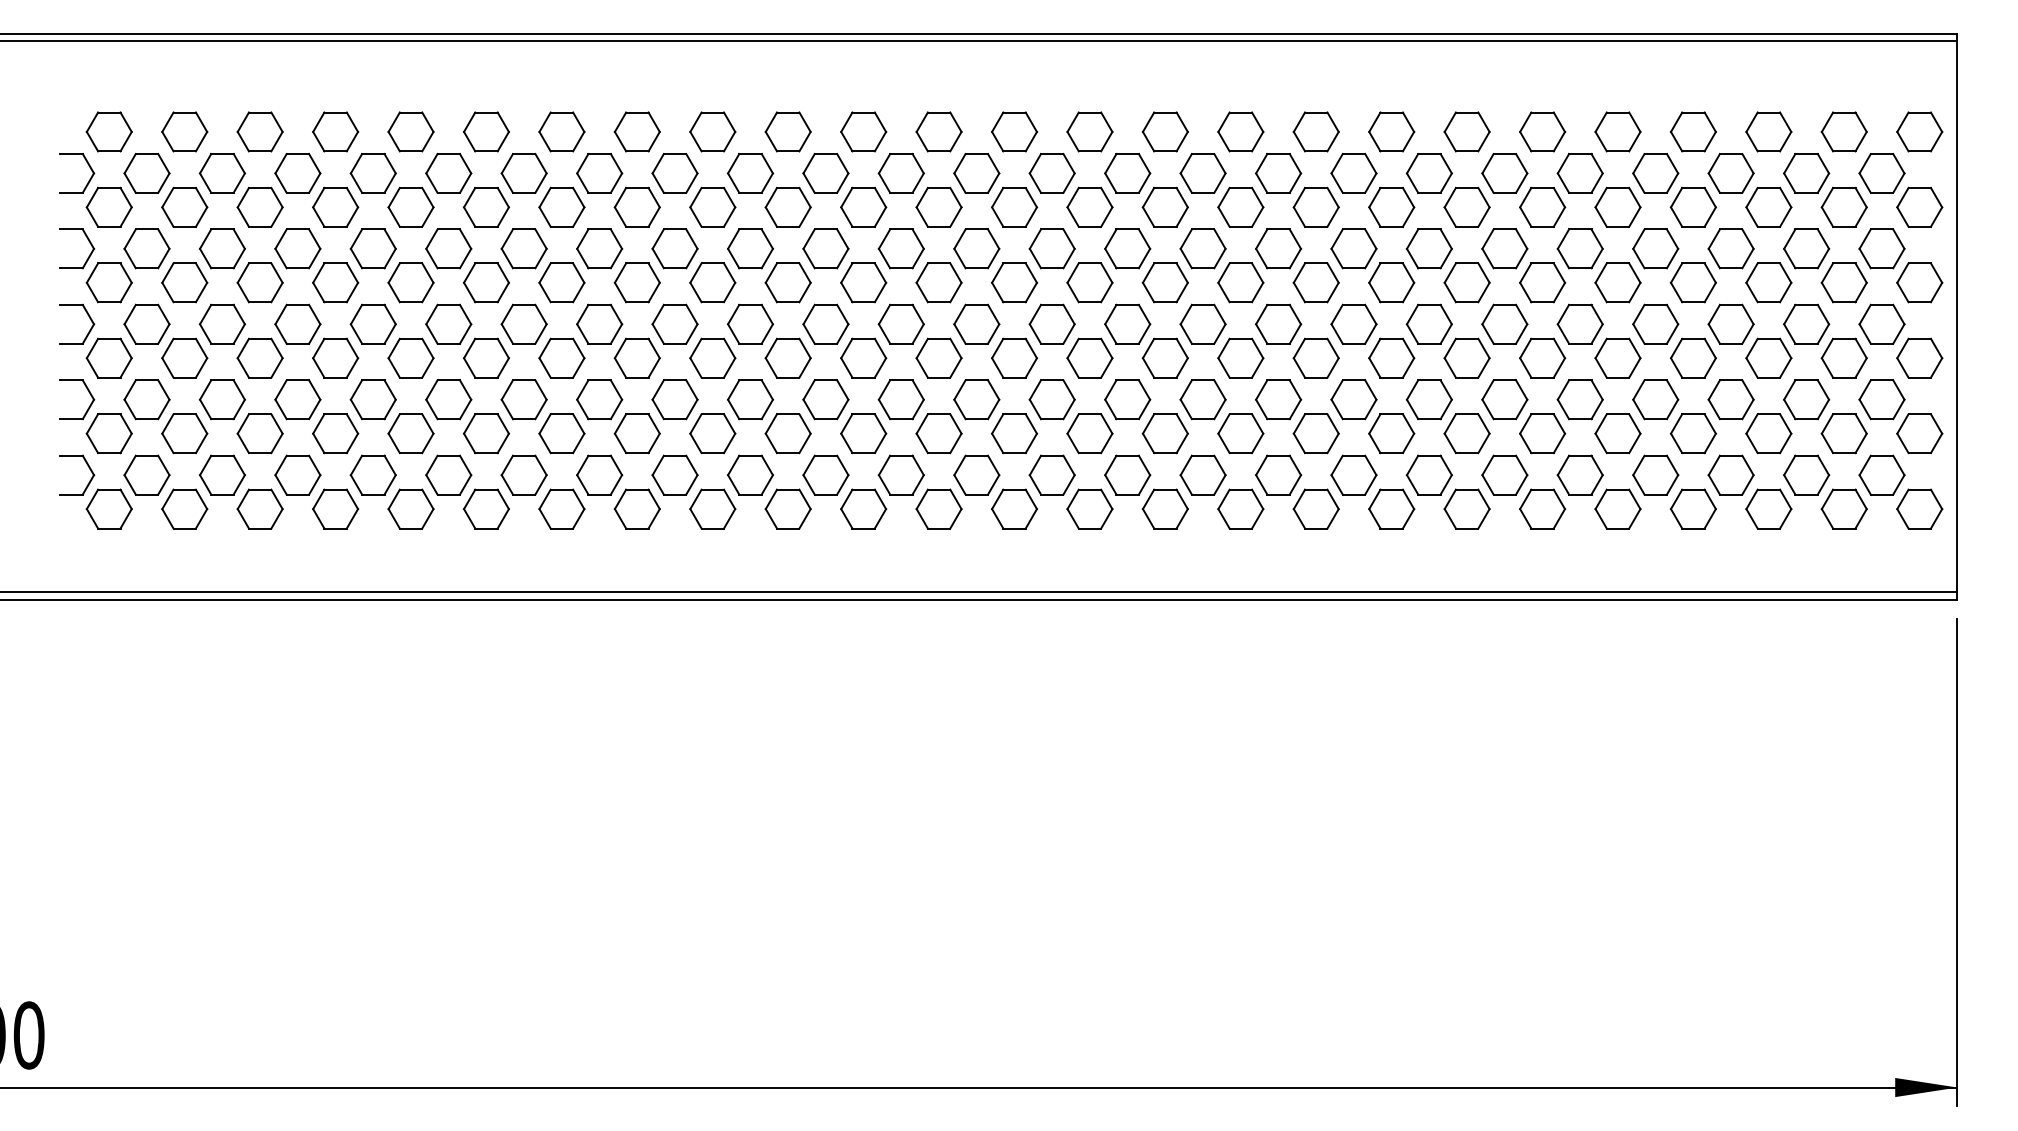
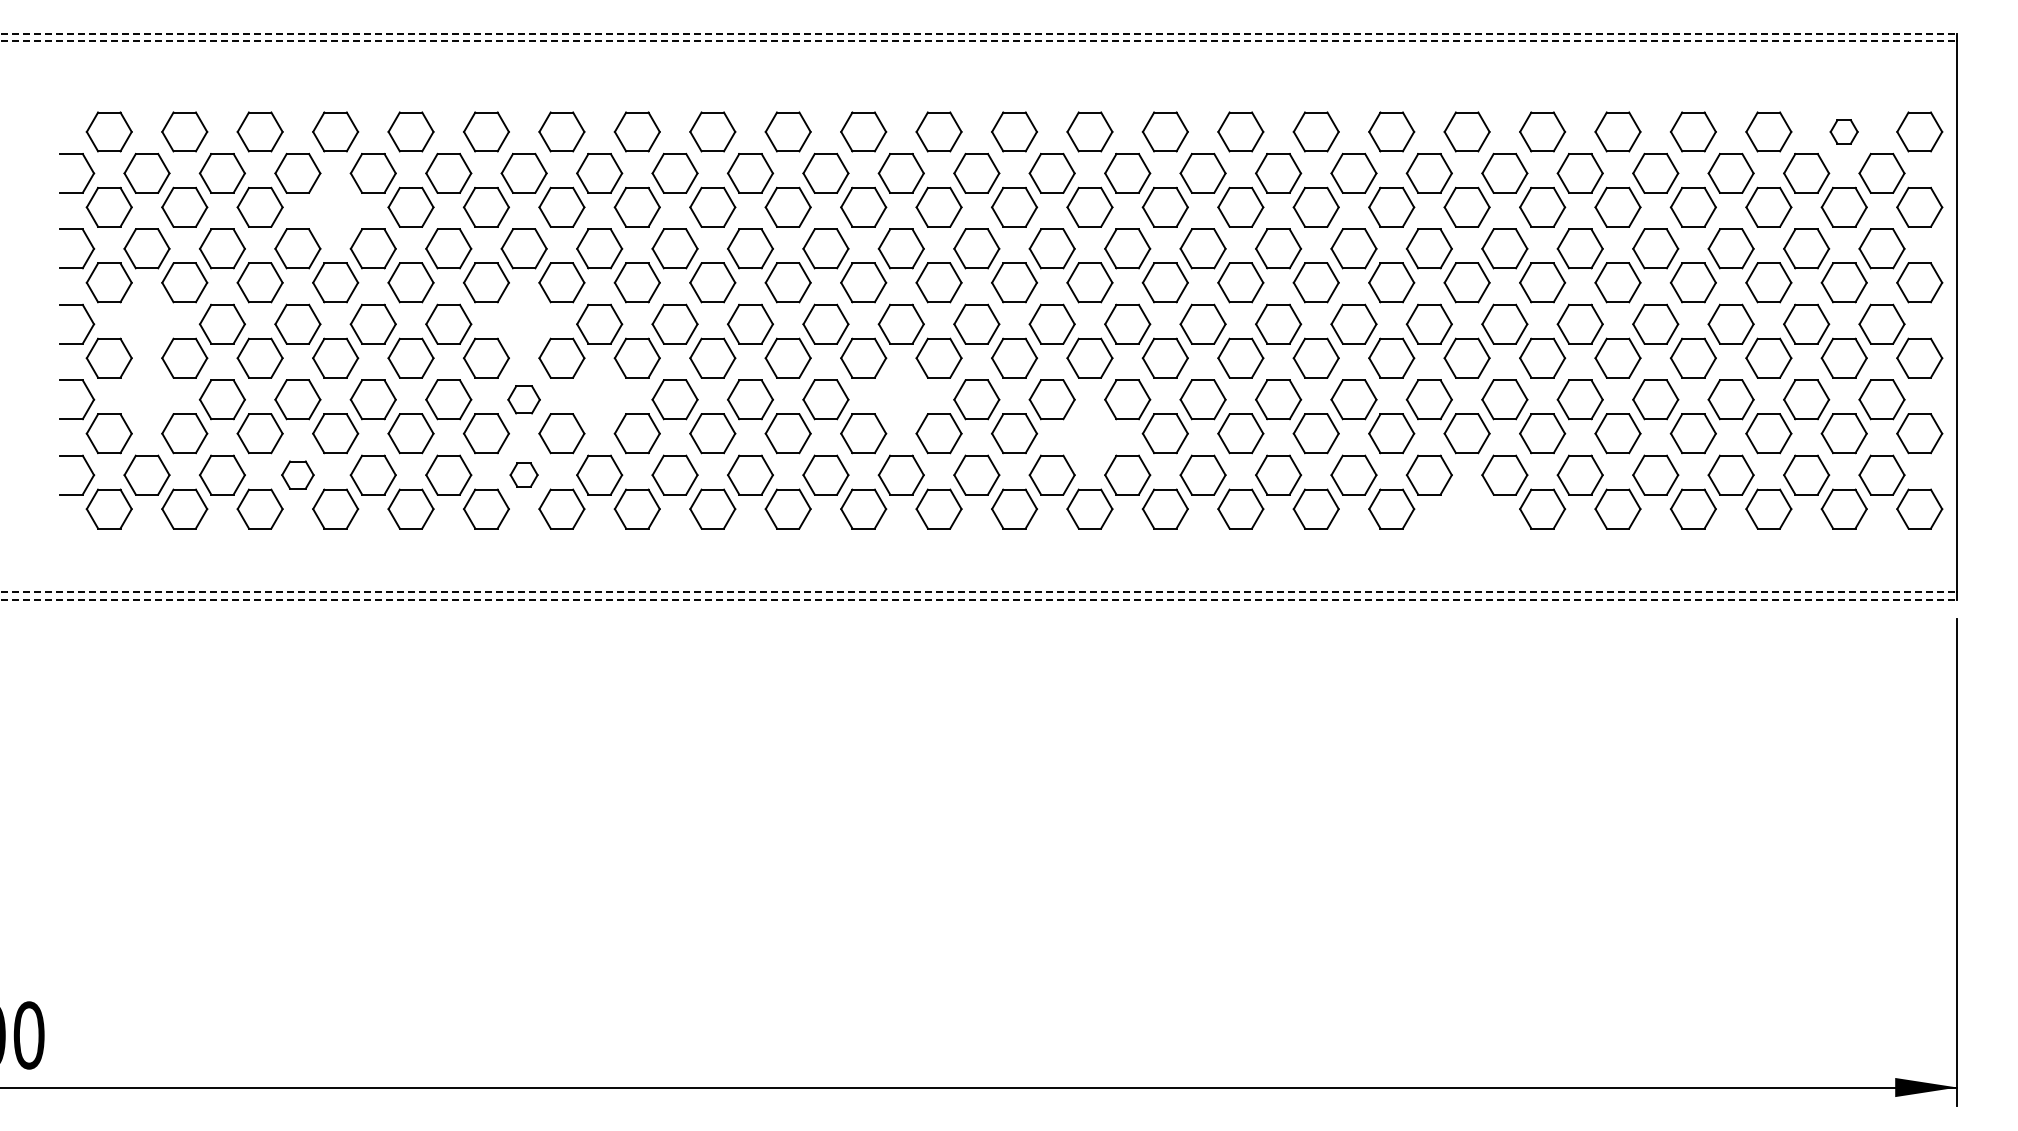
line: solid -> dashed (979, 33)
line: solid -> dashed (979, 41)
part size: 48x42 px -> 30x26 px (1843, 131)
part: present -> none (335, 206)
part: present -> none (146, 323)
part: present -> none (523, 323)
part: present -> none (146, 399)
part size: 48x42 px -> 34x30 px (523, 399)
part: present -> none (599, 399)
part: present -> none (900, 399)
part: present -> none (1089, 433)
part size: 48x42 px -> 34x30 px (297, 474)
part size: 48x42 px -> 30x26 px (523, 474)
part: present -> none (1466, 508)
line: solid -> dashed (979, 592)
line: solid -> dashed (979, 599)
